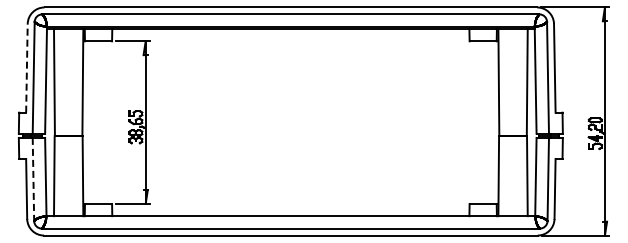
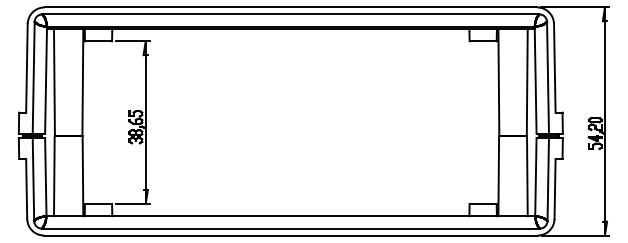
line: dashed -> solid (26, 67)
line: dashed -> solid (33, 179)
